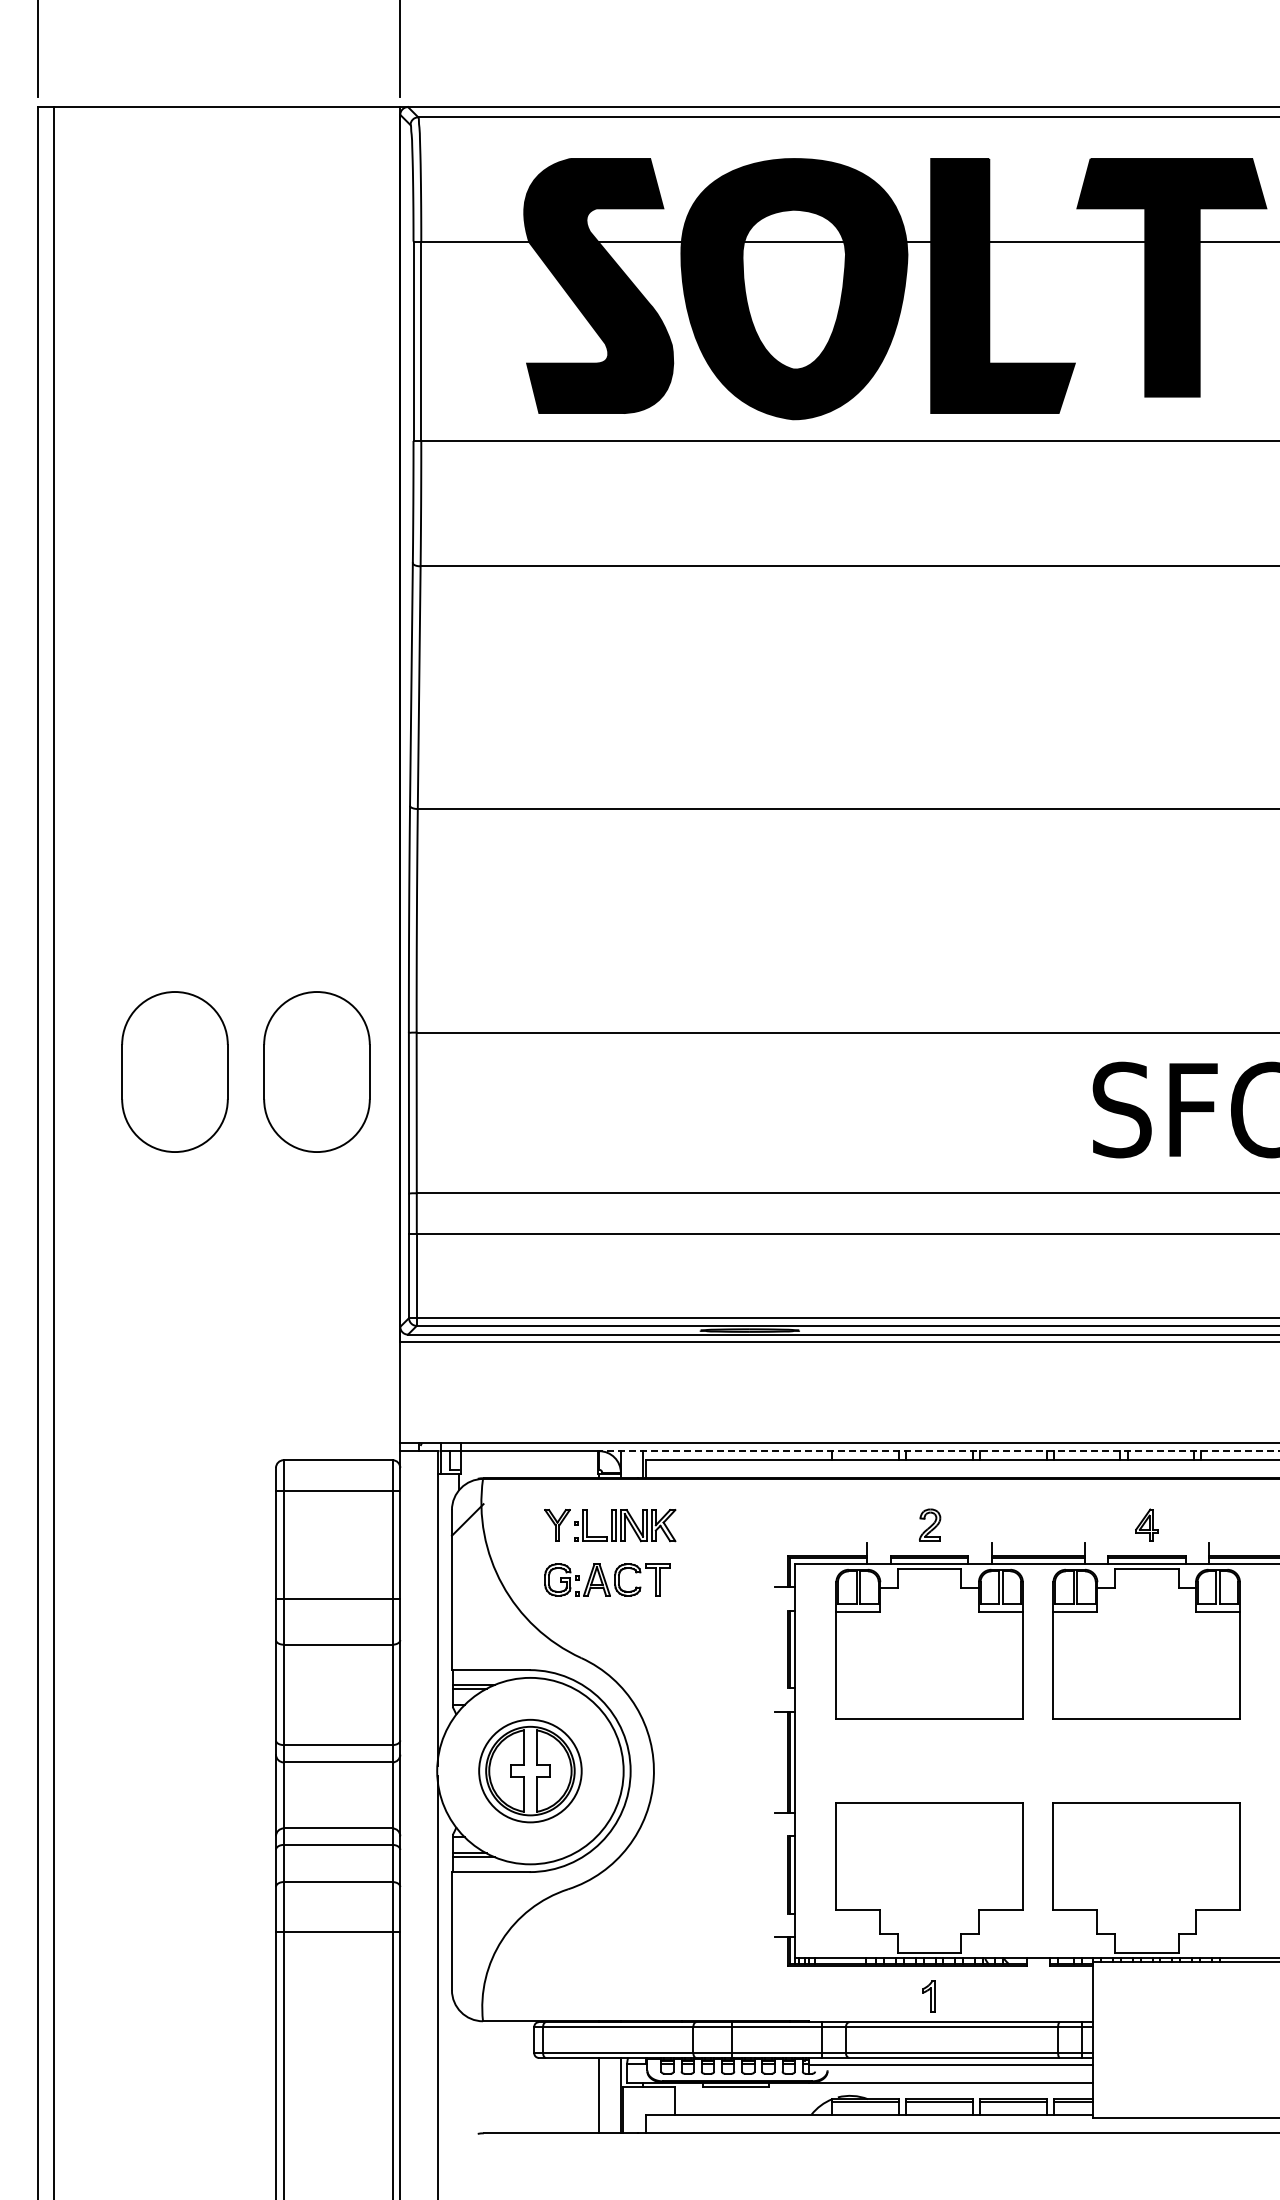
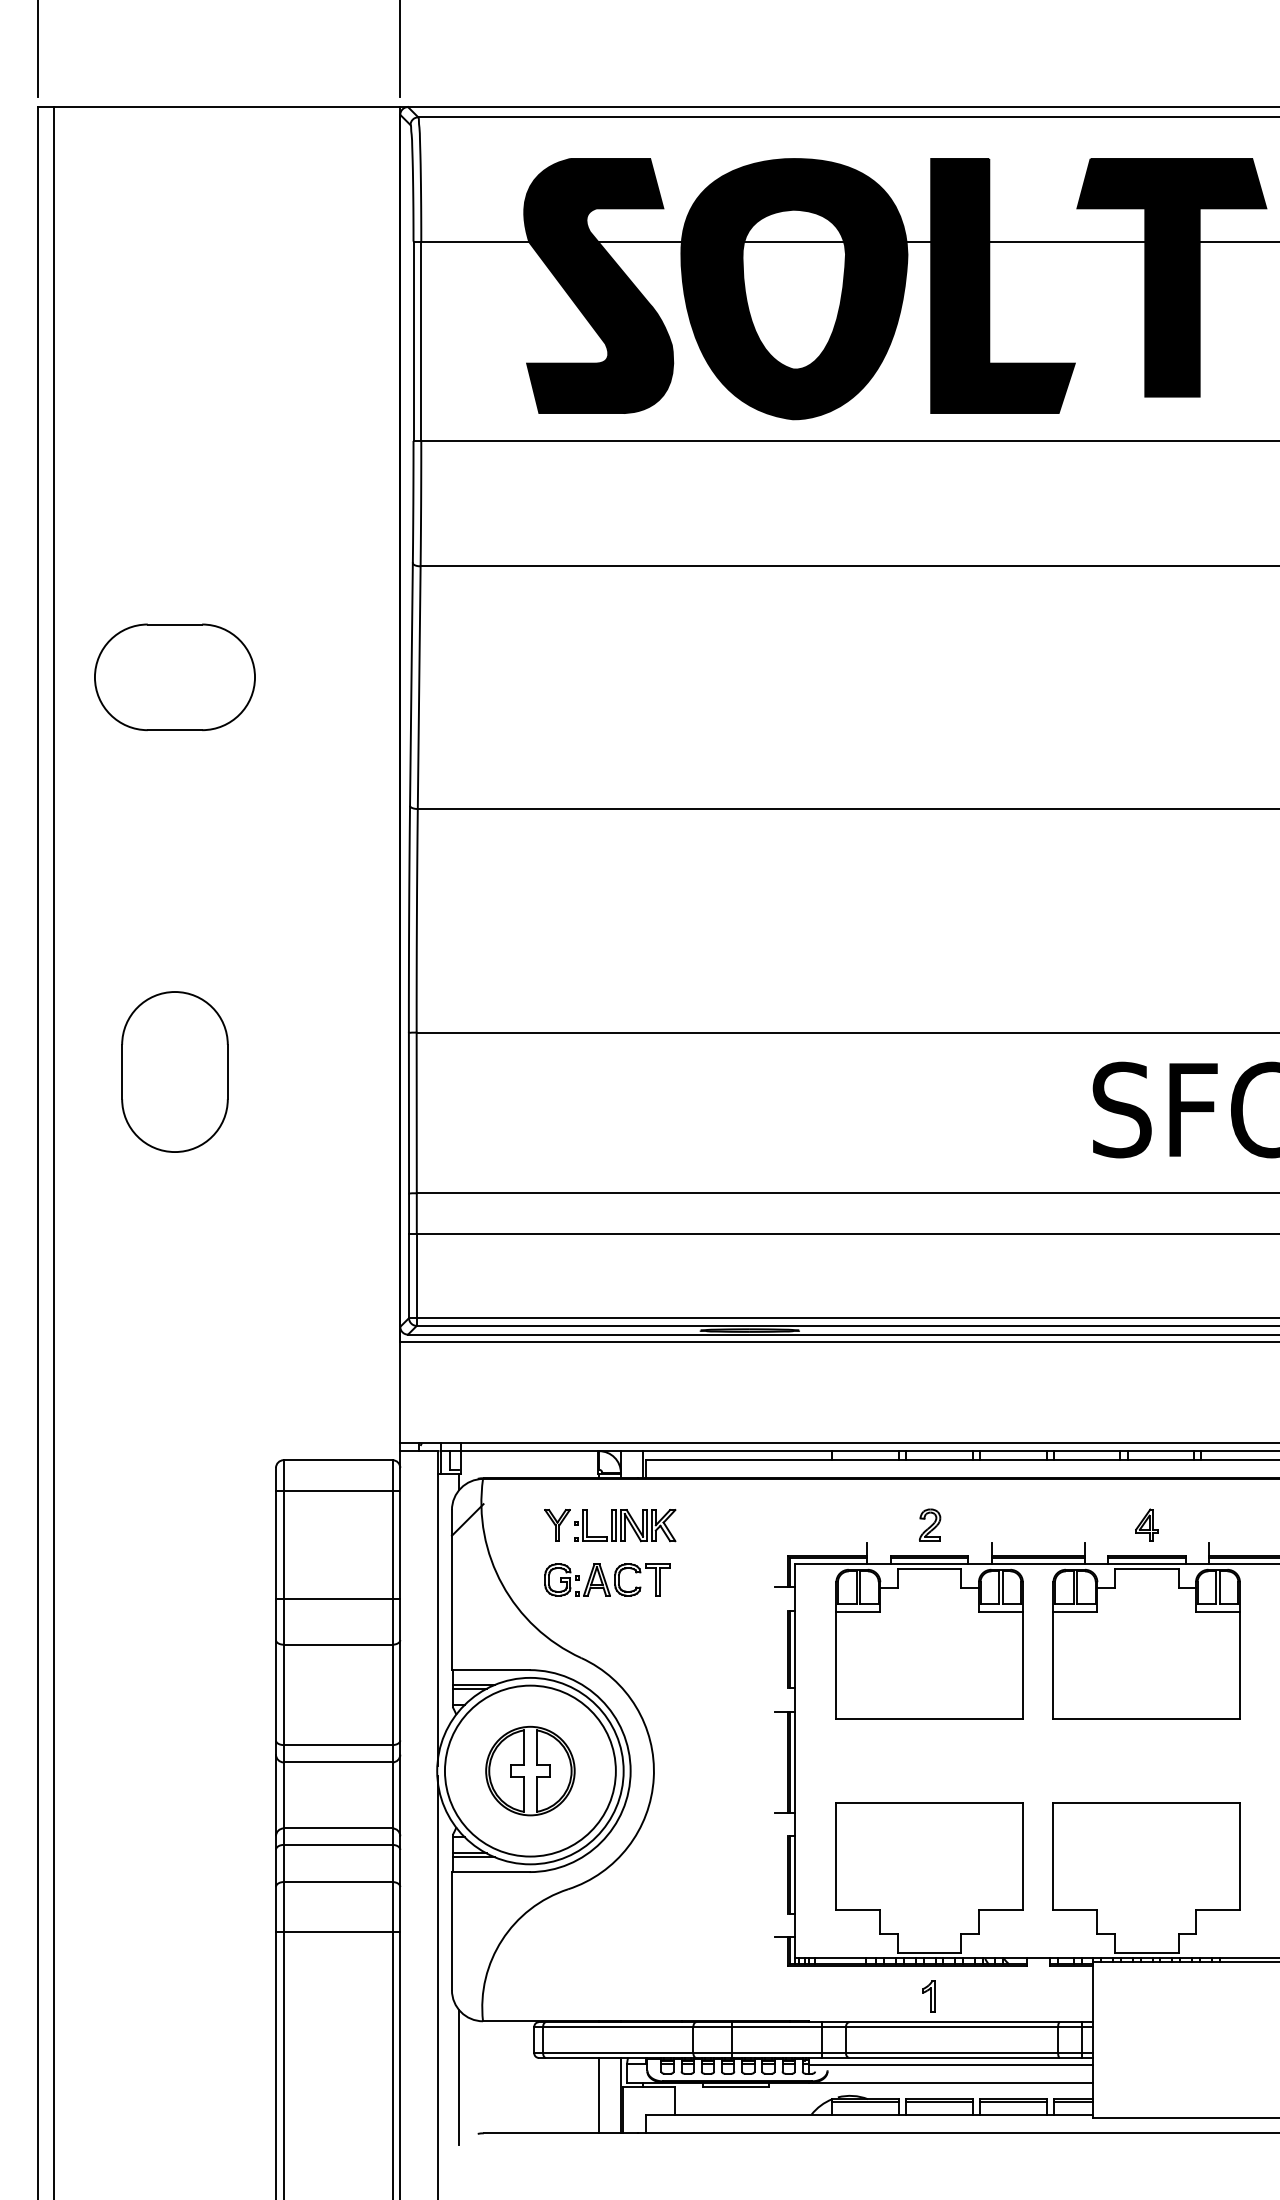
part: none -> present (174, 677)
part: present -> none (316, 1071)
line: dashed -> solid (939, 1451)
circle diameter: 103 px -> 171 px (529, 1770)
line: none -> present (459, 2077)
